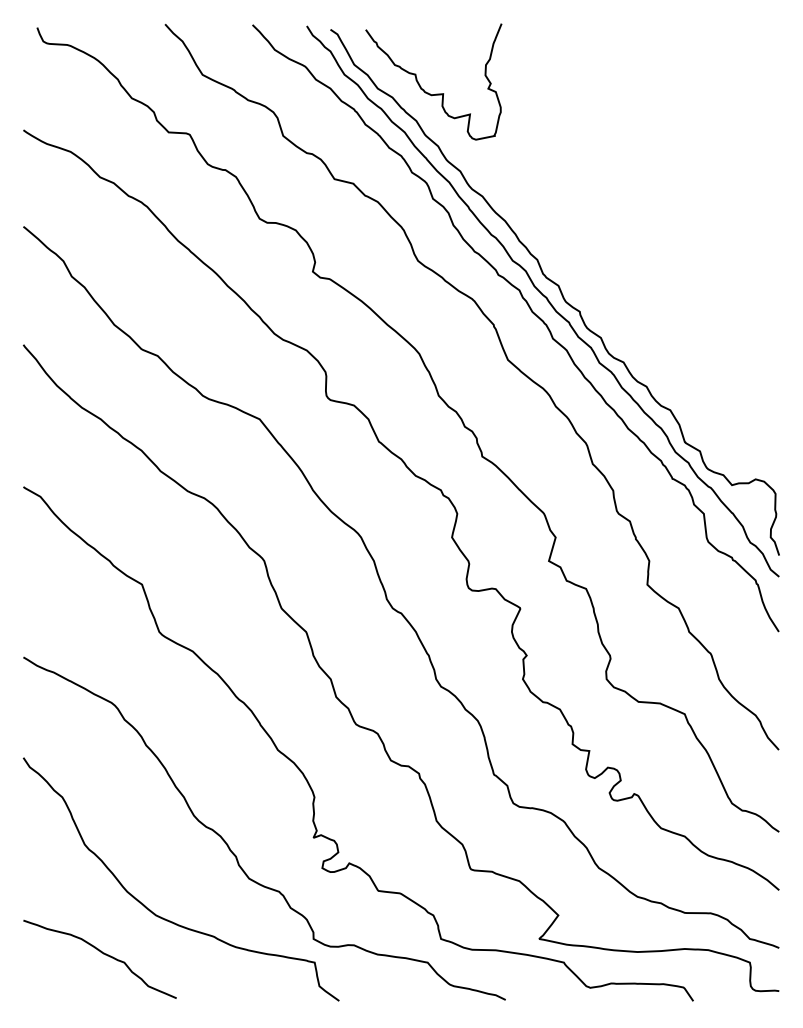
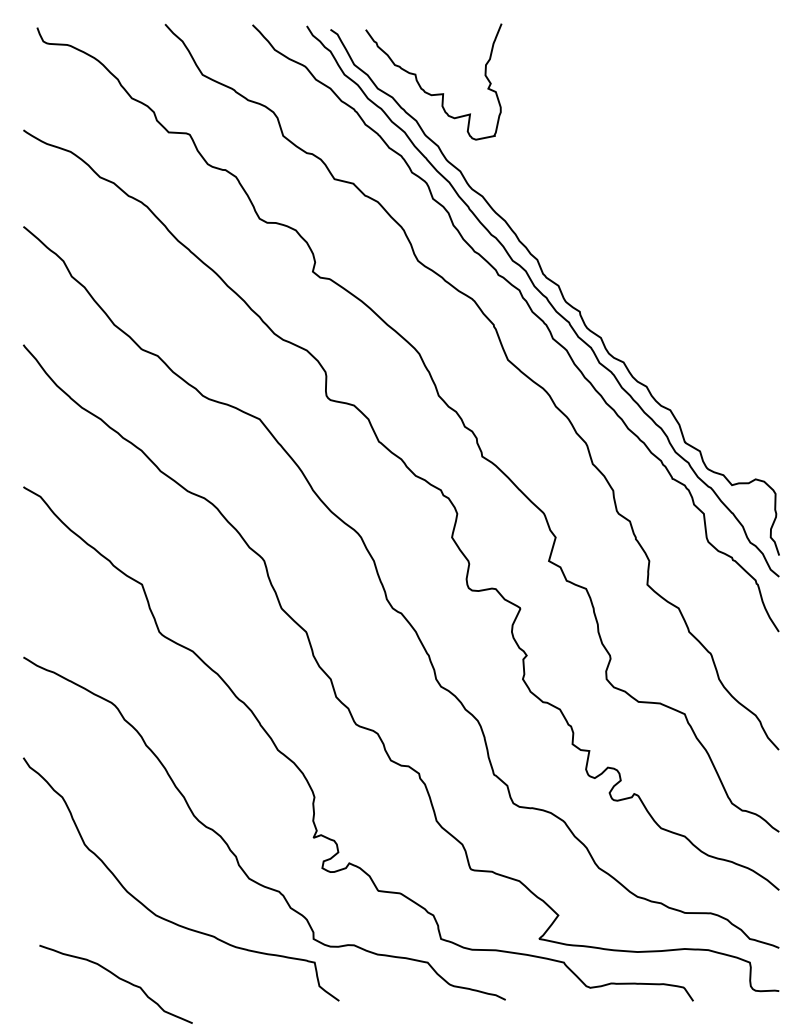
curve position: (101, 953) -> (117, 978) (117, 978)
